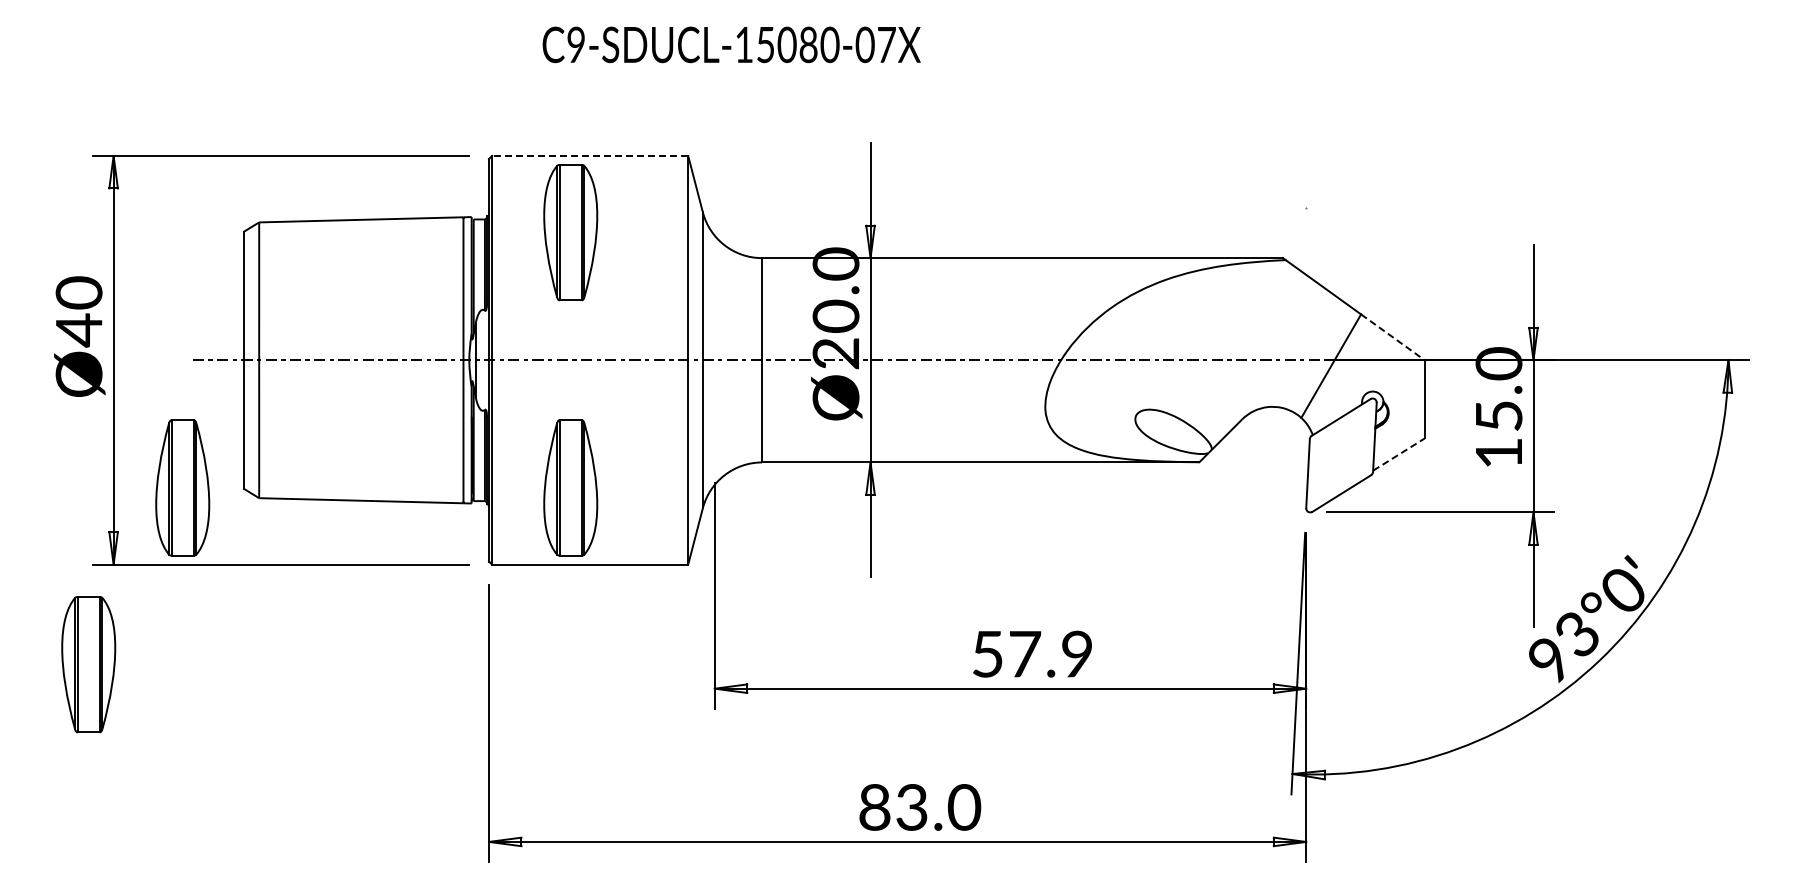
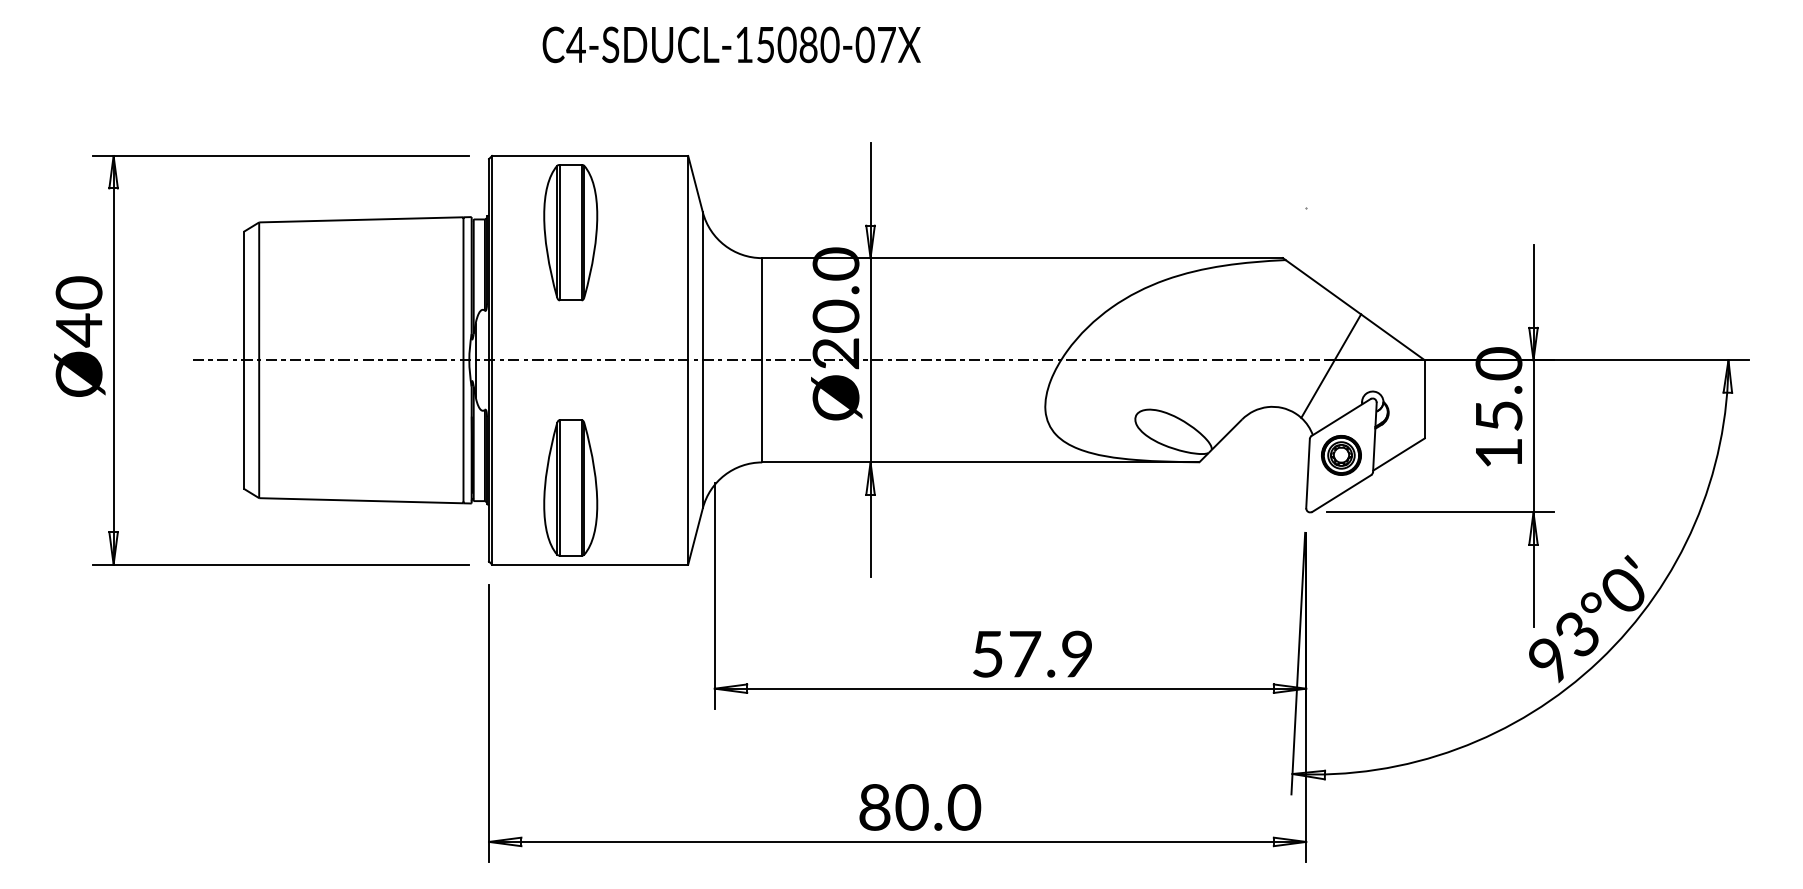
text: C9-SDUCL-15080-07X -> C4-SDUCL-15080-07X (575, 44)
line: dashed -> solid (589, 155)
line: dashed -> solid (1393, 337)
line: dashed -> solid (1399, 454)
part: none -> present (1341, 455)
part: present -> none (182, 487)
part: present -> none (88, 664)
text: 83.0 -> 80.0 (911, 807)
